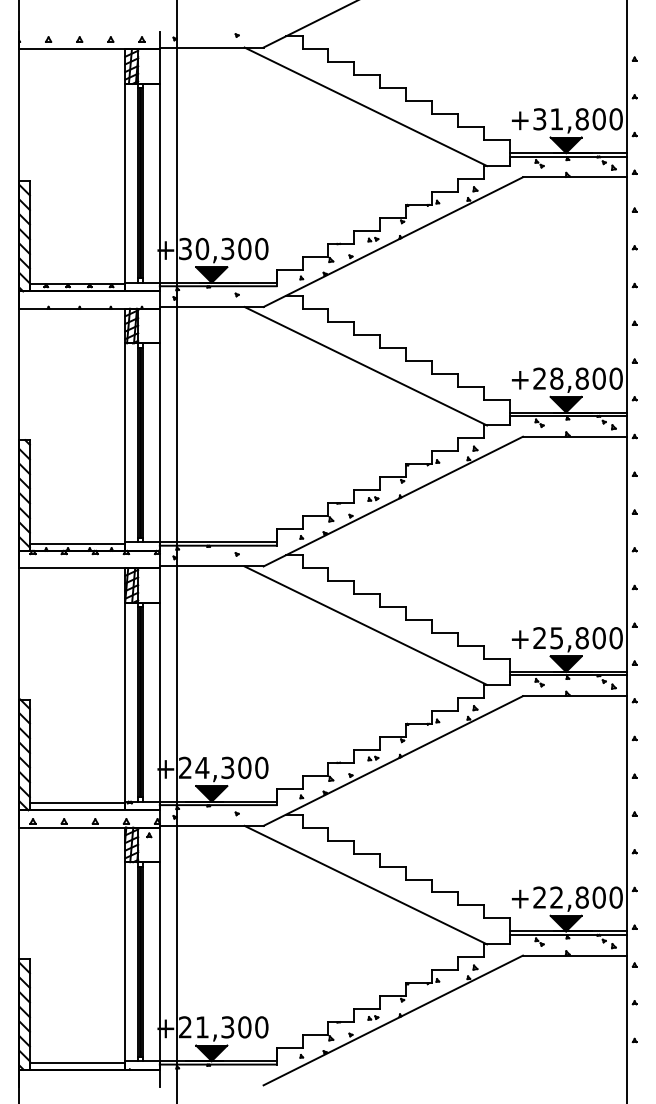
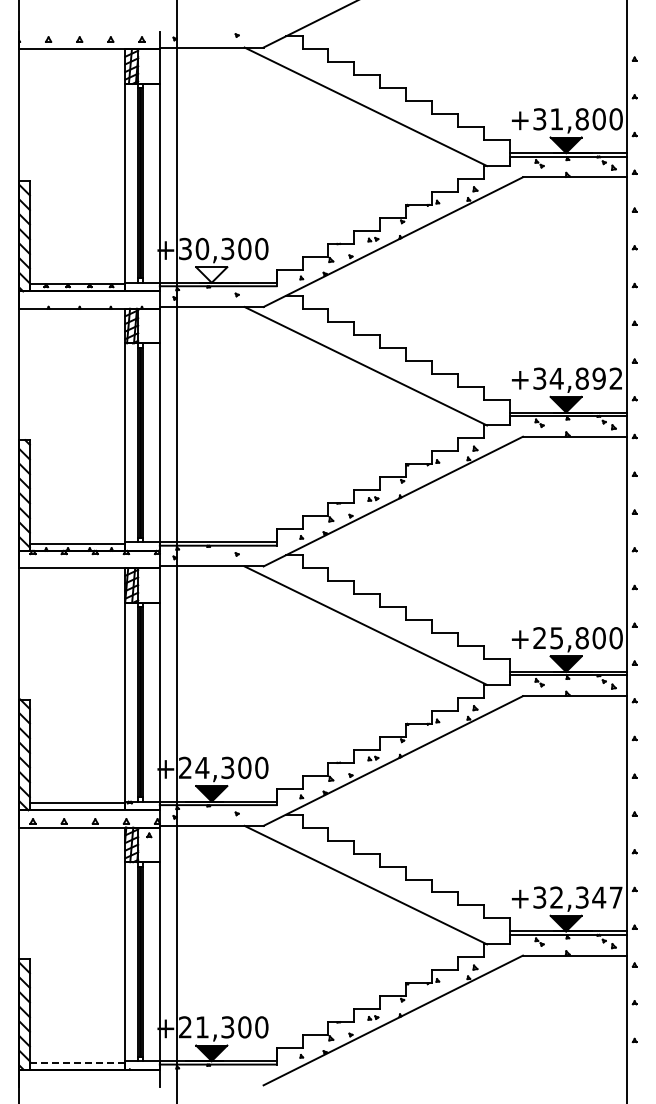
fill: present -> none (211, 274)
text: +28,800 -> +34,892 (577, 378)
text: +22,800 -> +32,347 (577, 897)
line: solid -> dashed (77, 1062)
